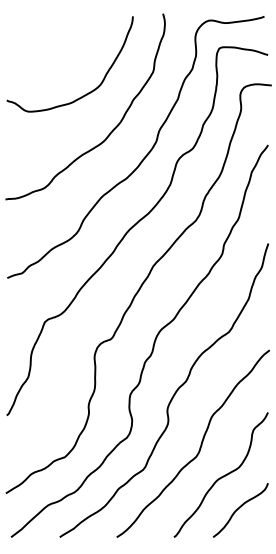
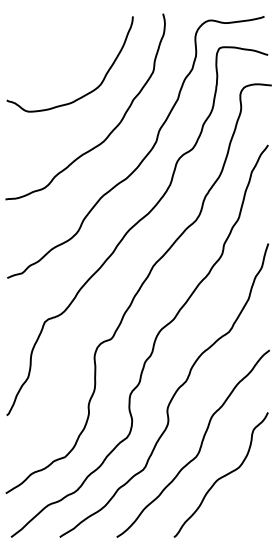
curve: present -> none (239, 508)
